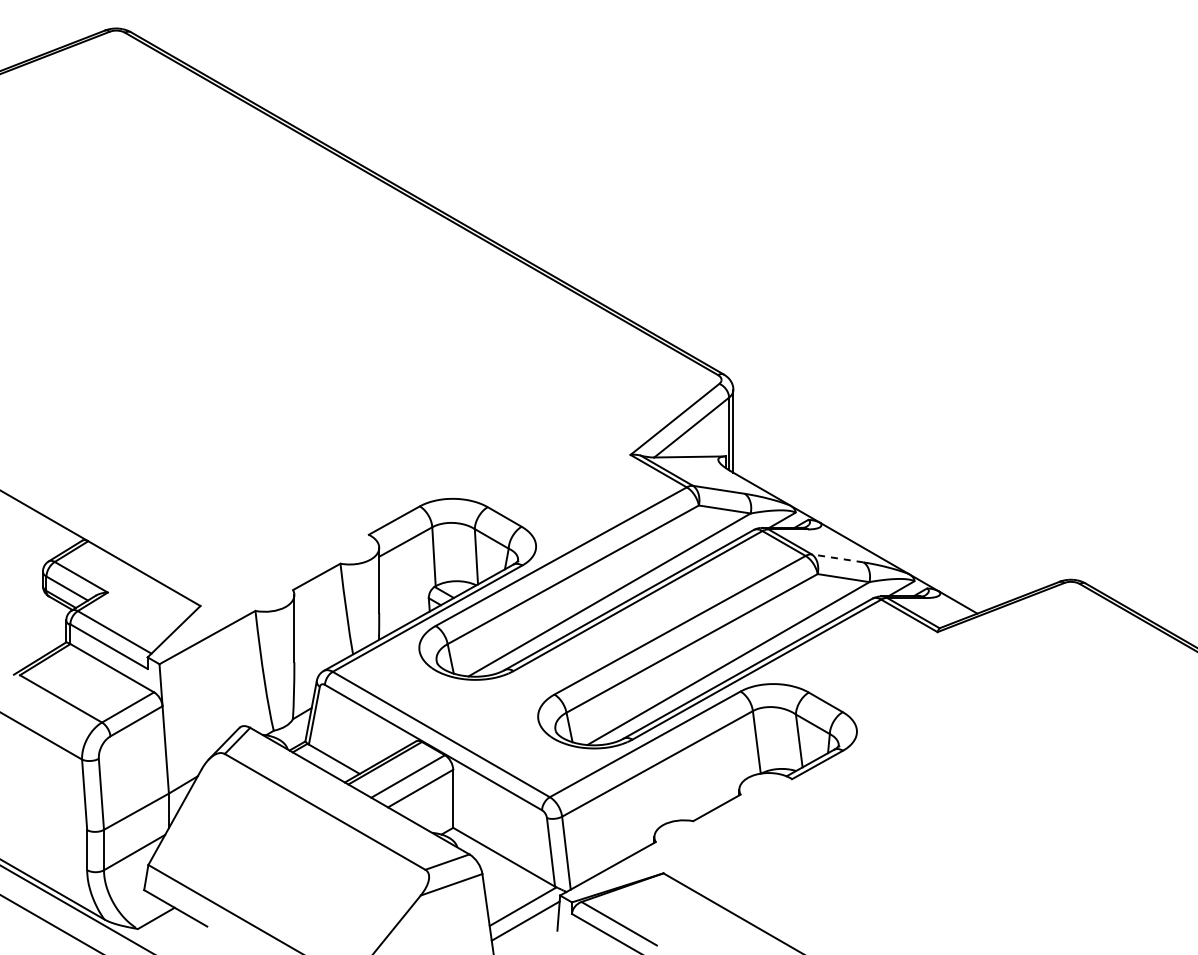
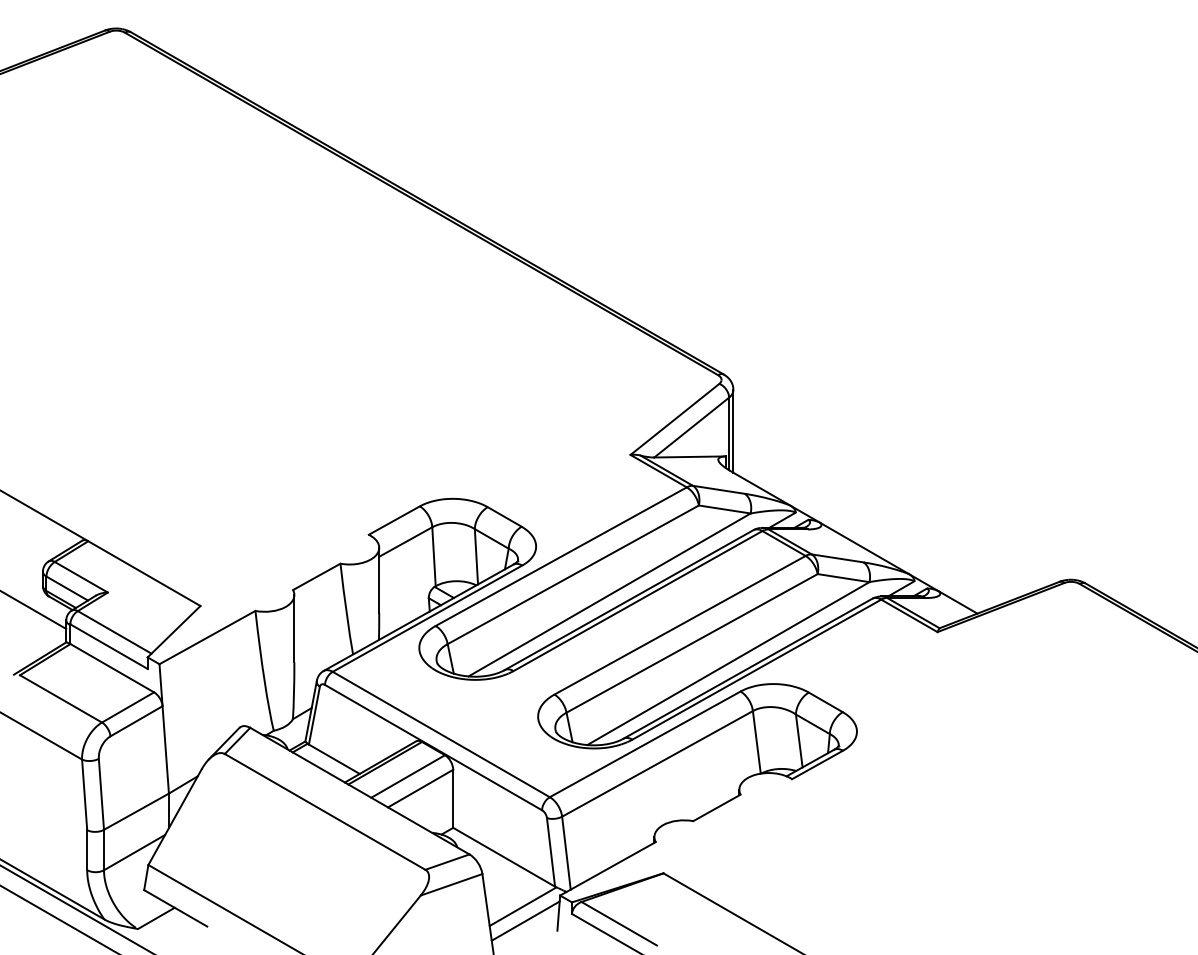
line: dashed -> solid (837, 558)
line: none -> present (34, 610)
line position: (50, 923) -> (58, 918) (58, 918)
